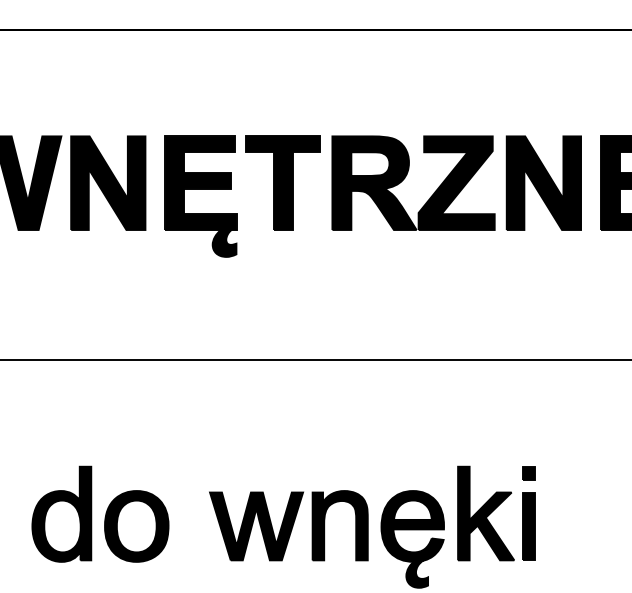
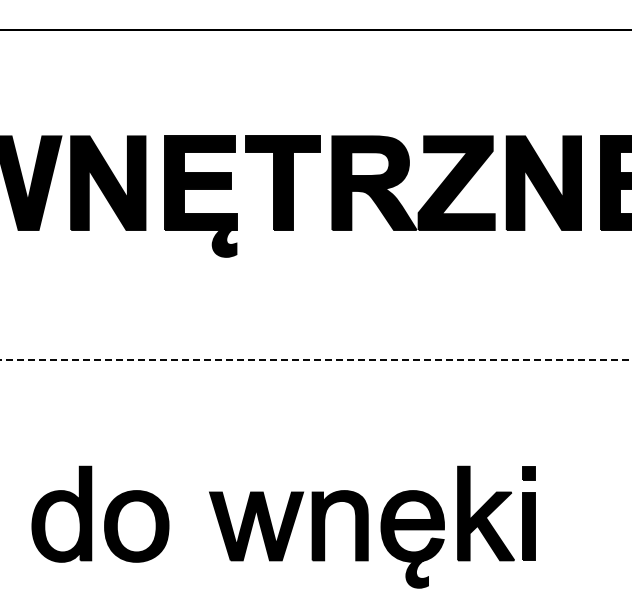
line: solid -> dashed (315, 360)
